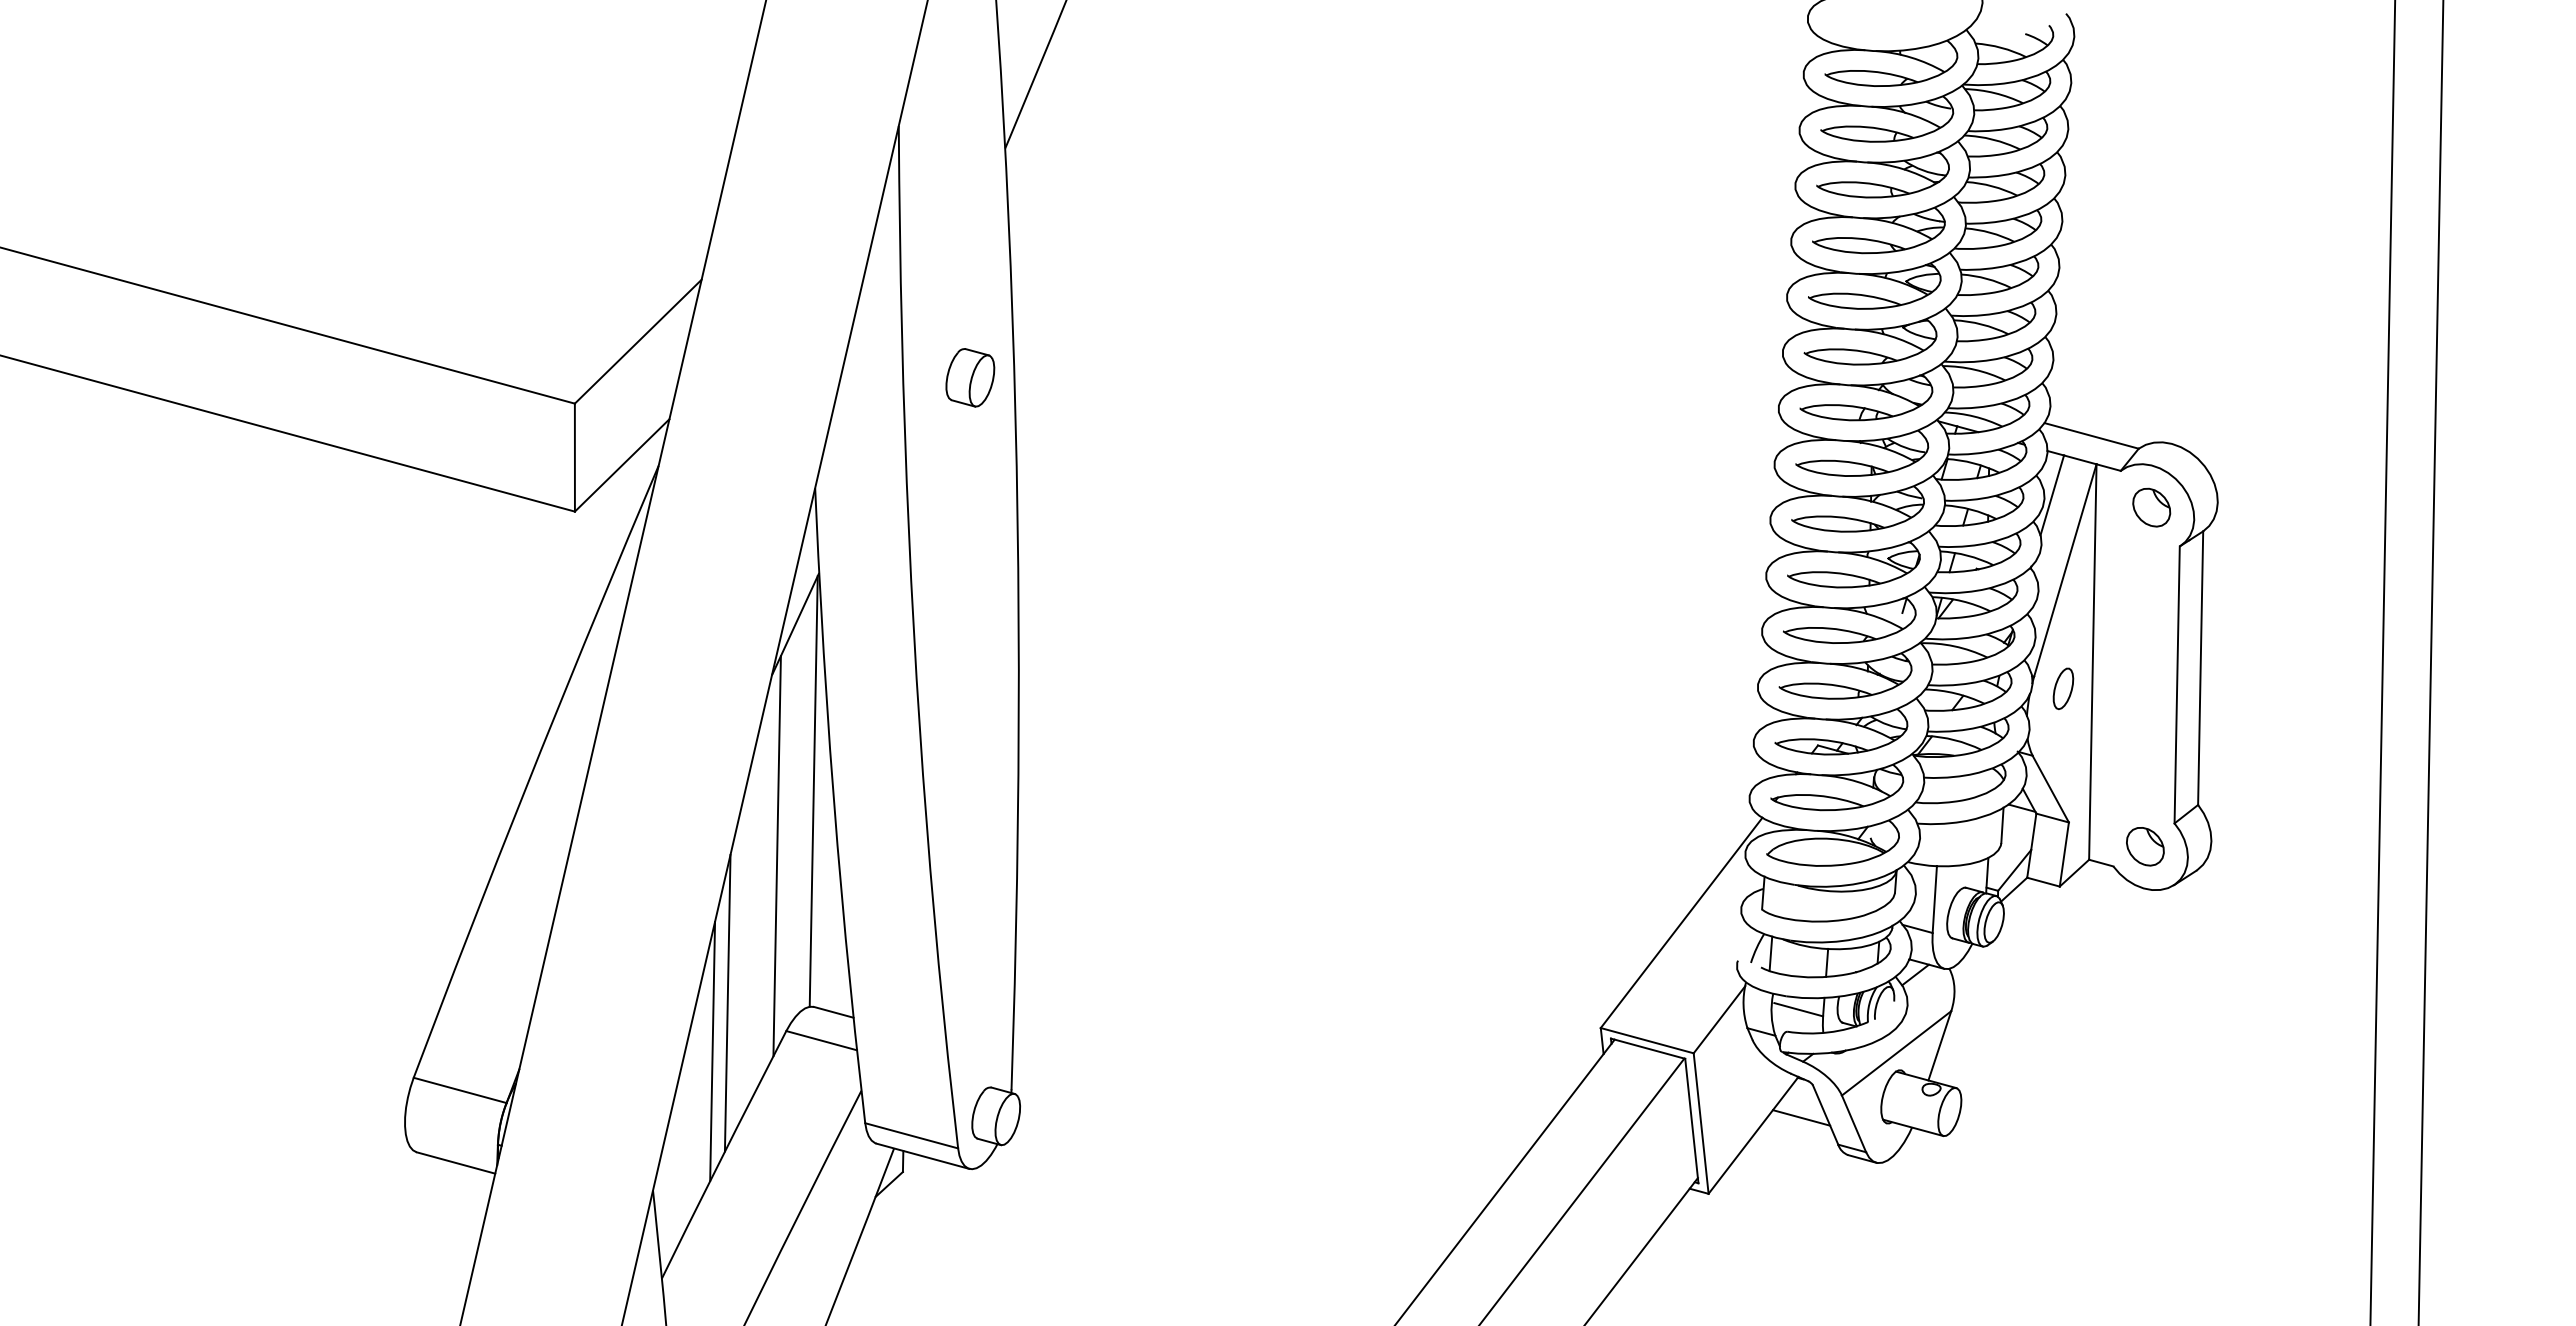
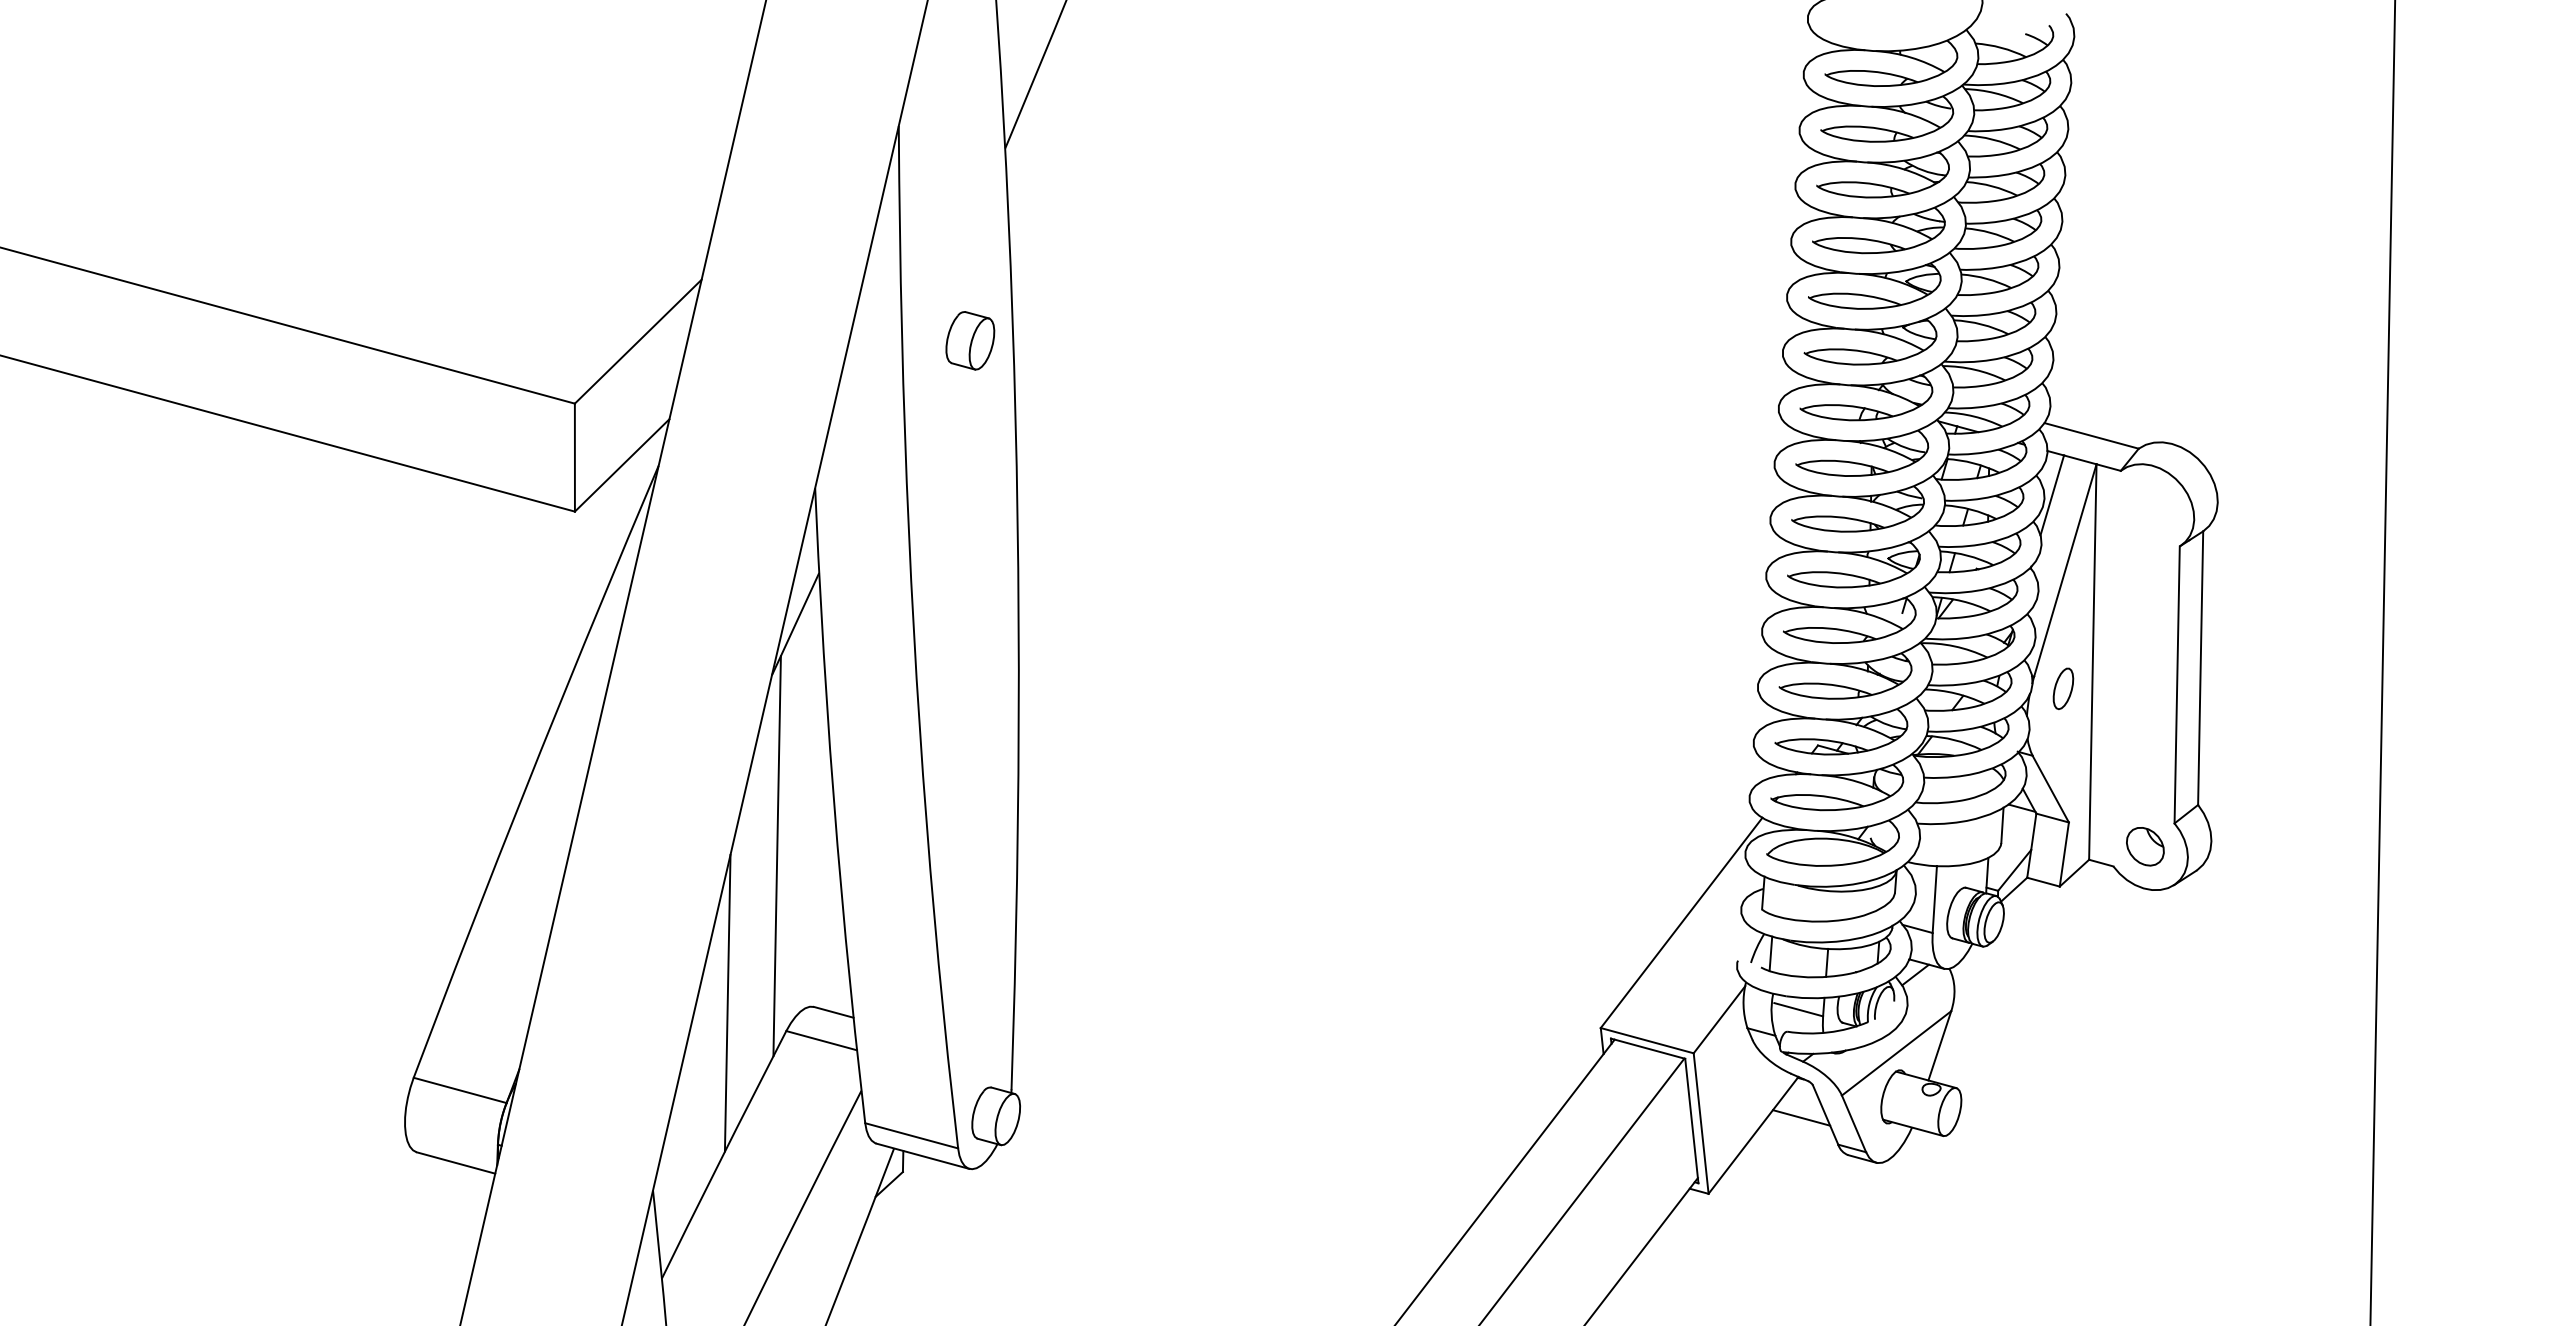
part position: (970, 377) -> (970, 340) (970, 340)
part: present -> none (2151, 507)
line: present -> none (2430, 662)
line: present -> none (813, 791)
line: present -> none (712, 1051)
